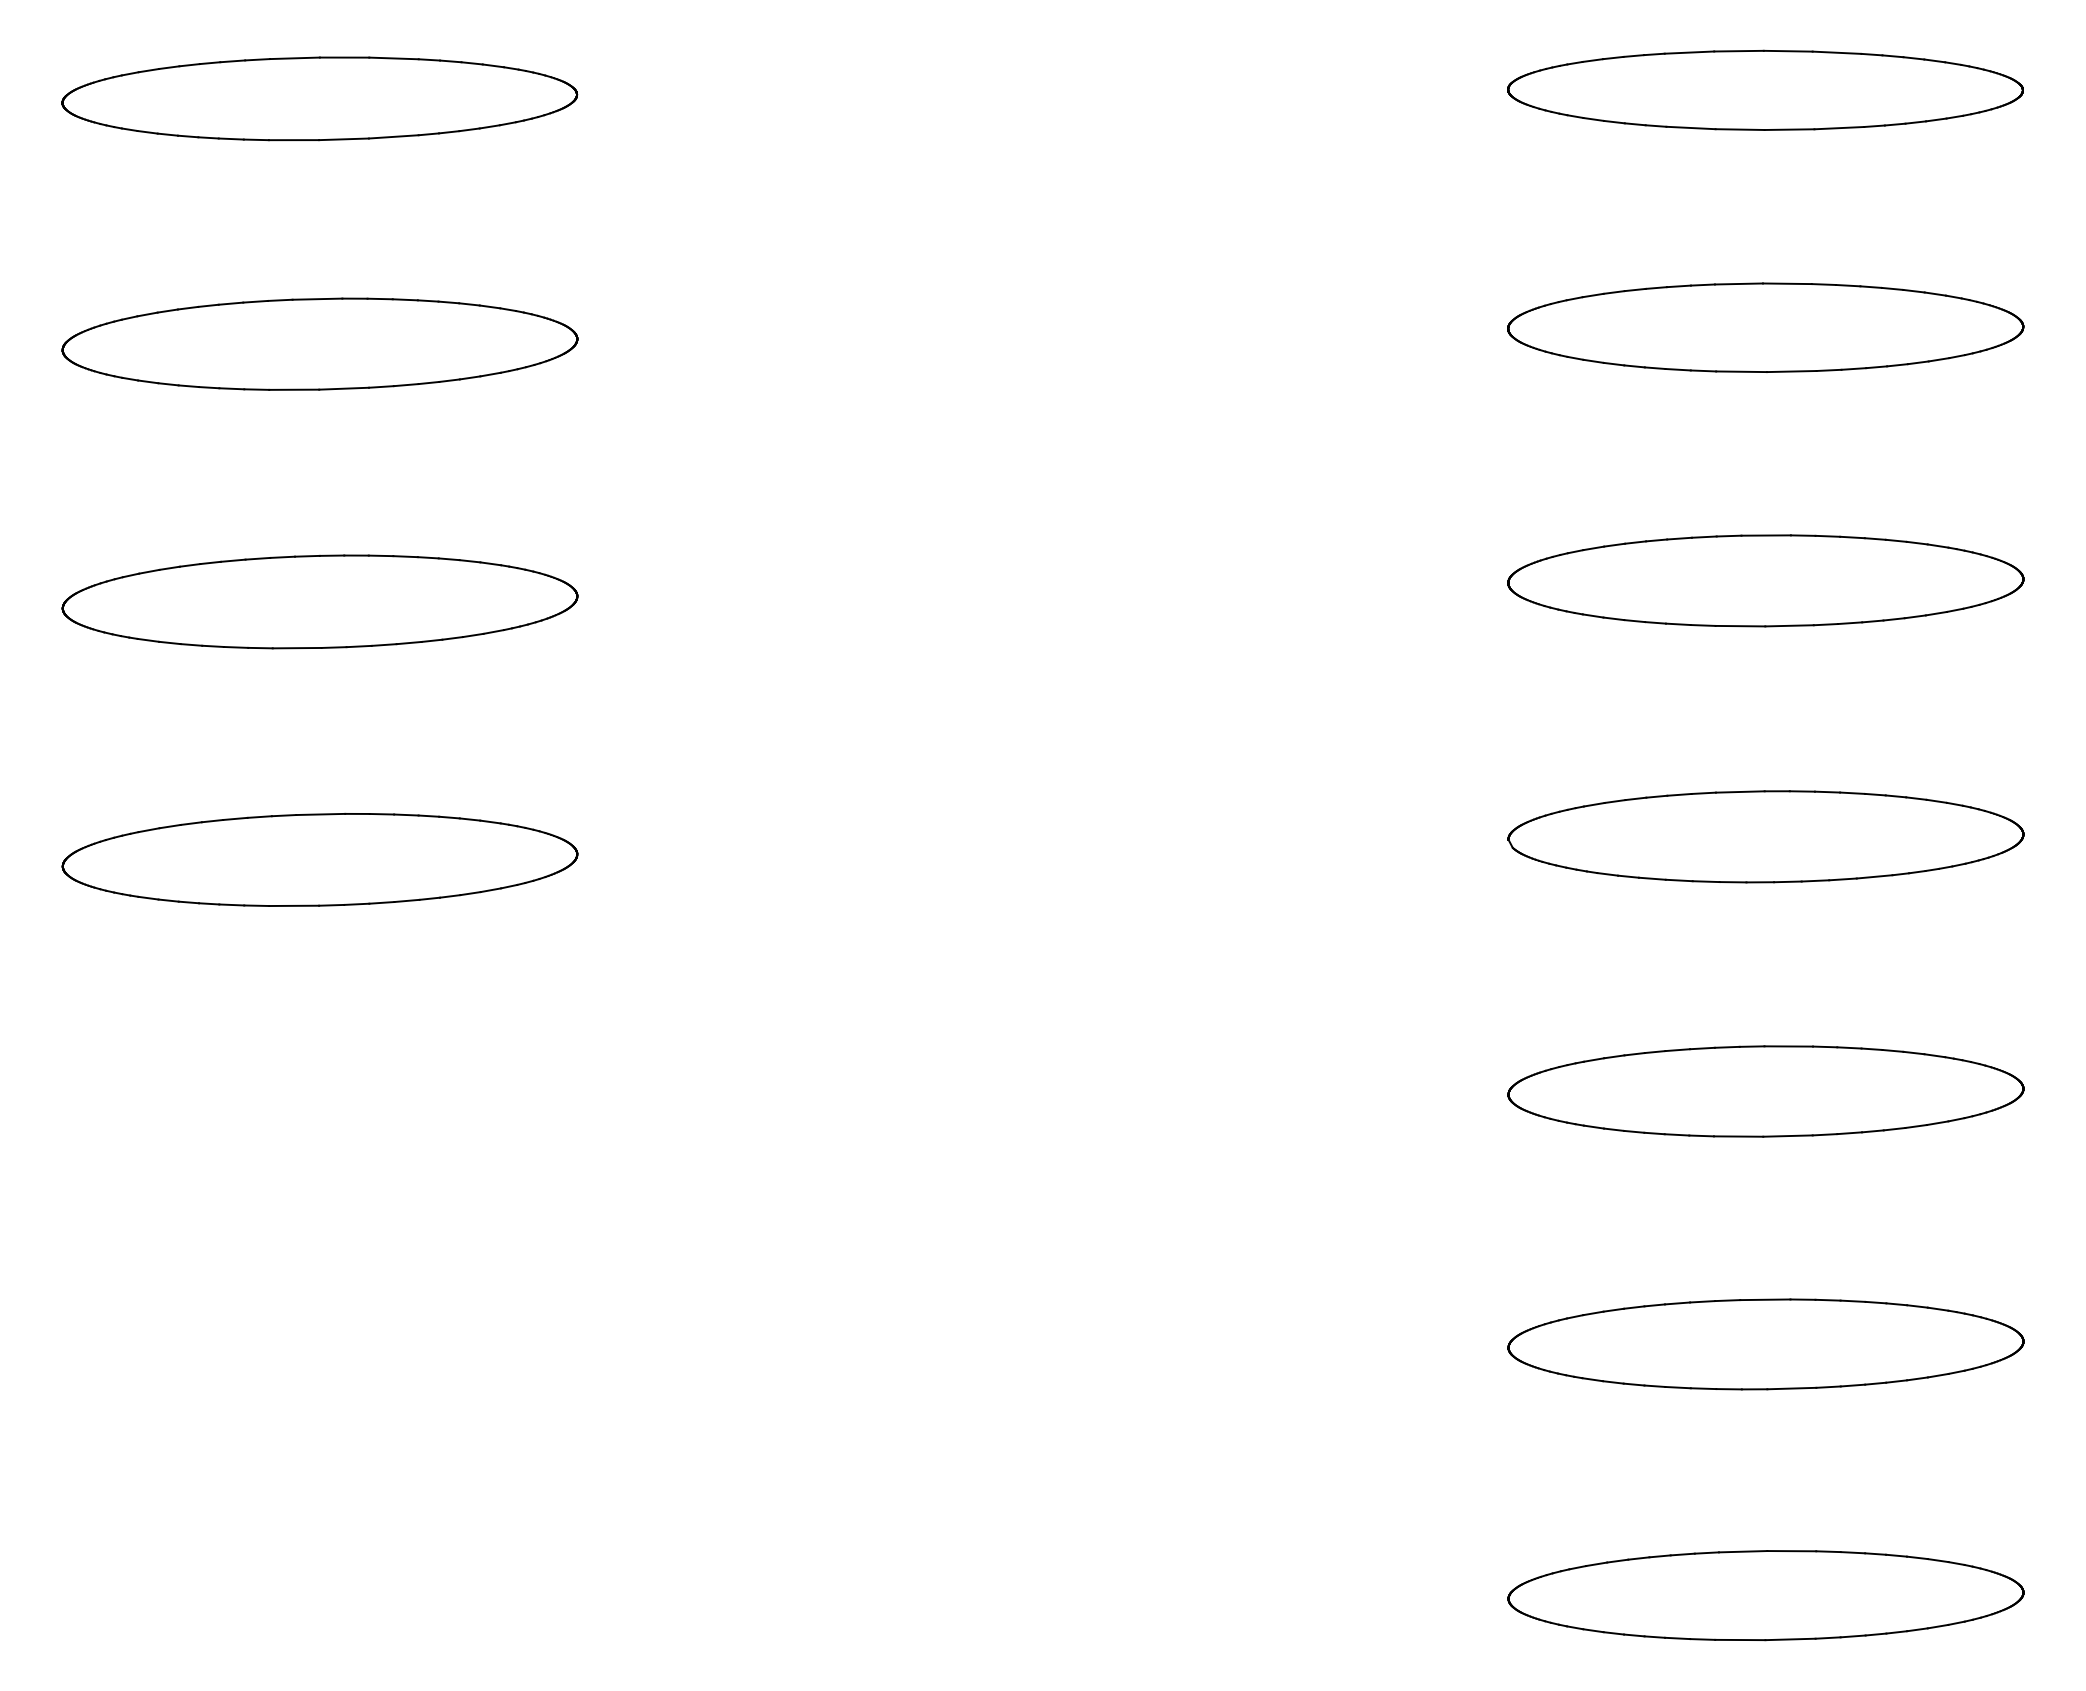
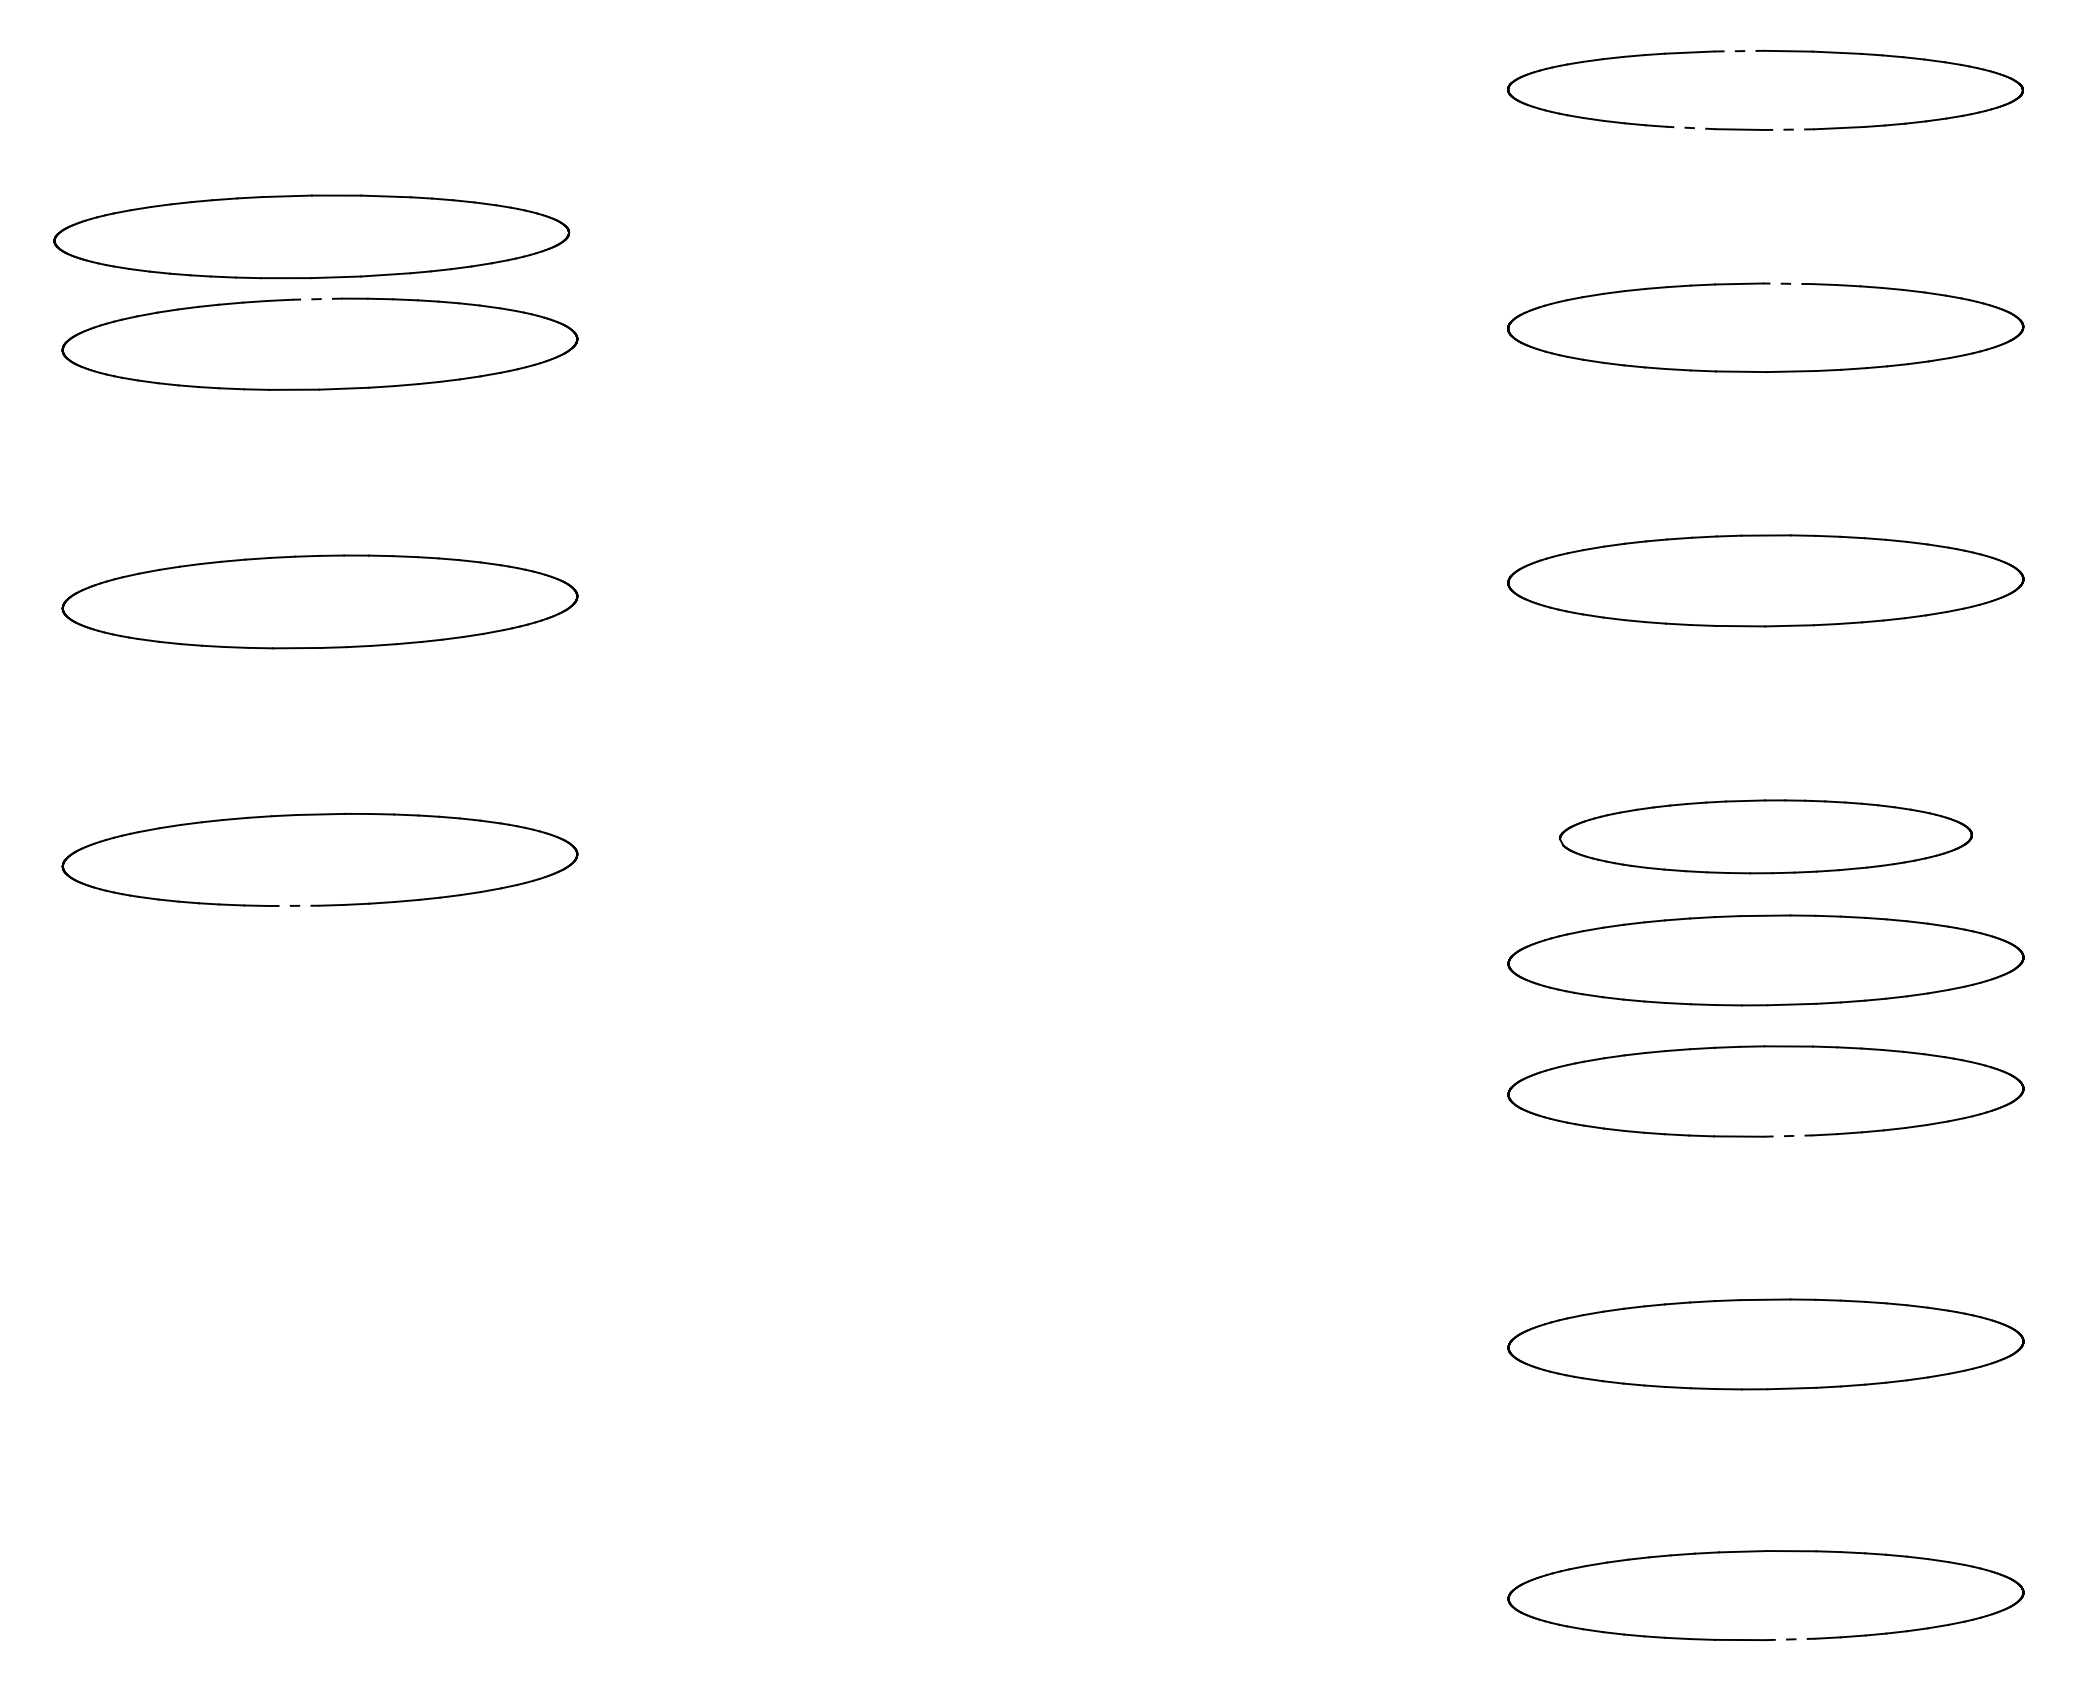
line: solid -> dashed (1739, 51)
part position: (319, 98) -> (311, 236) (311, 236)
line: solid -> dashed (1691, 128)
line: solid -> dashed (1789, 129)
line: solid -> dashed (1786, 283)
line: solid -> dashed (317, 299)
part size: 518x94 px -> 414x76 px (1765, 836)
line: solid -> dashed (294, 905)
part: none -> present (1765, 960)
line: solid -> dashed (1787, 1136)
line: solid -> dashed (1791, 1639)
